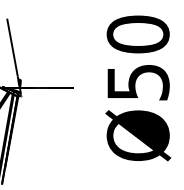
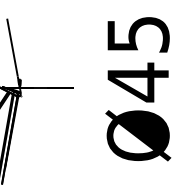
text: Ø50 -> Ø45 (137, 58)
